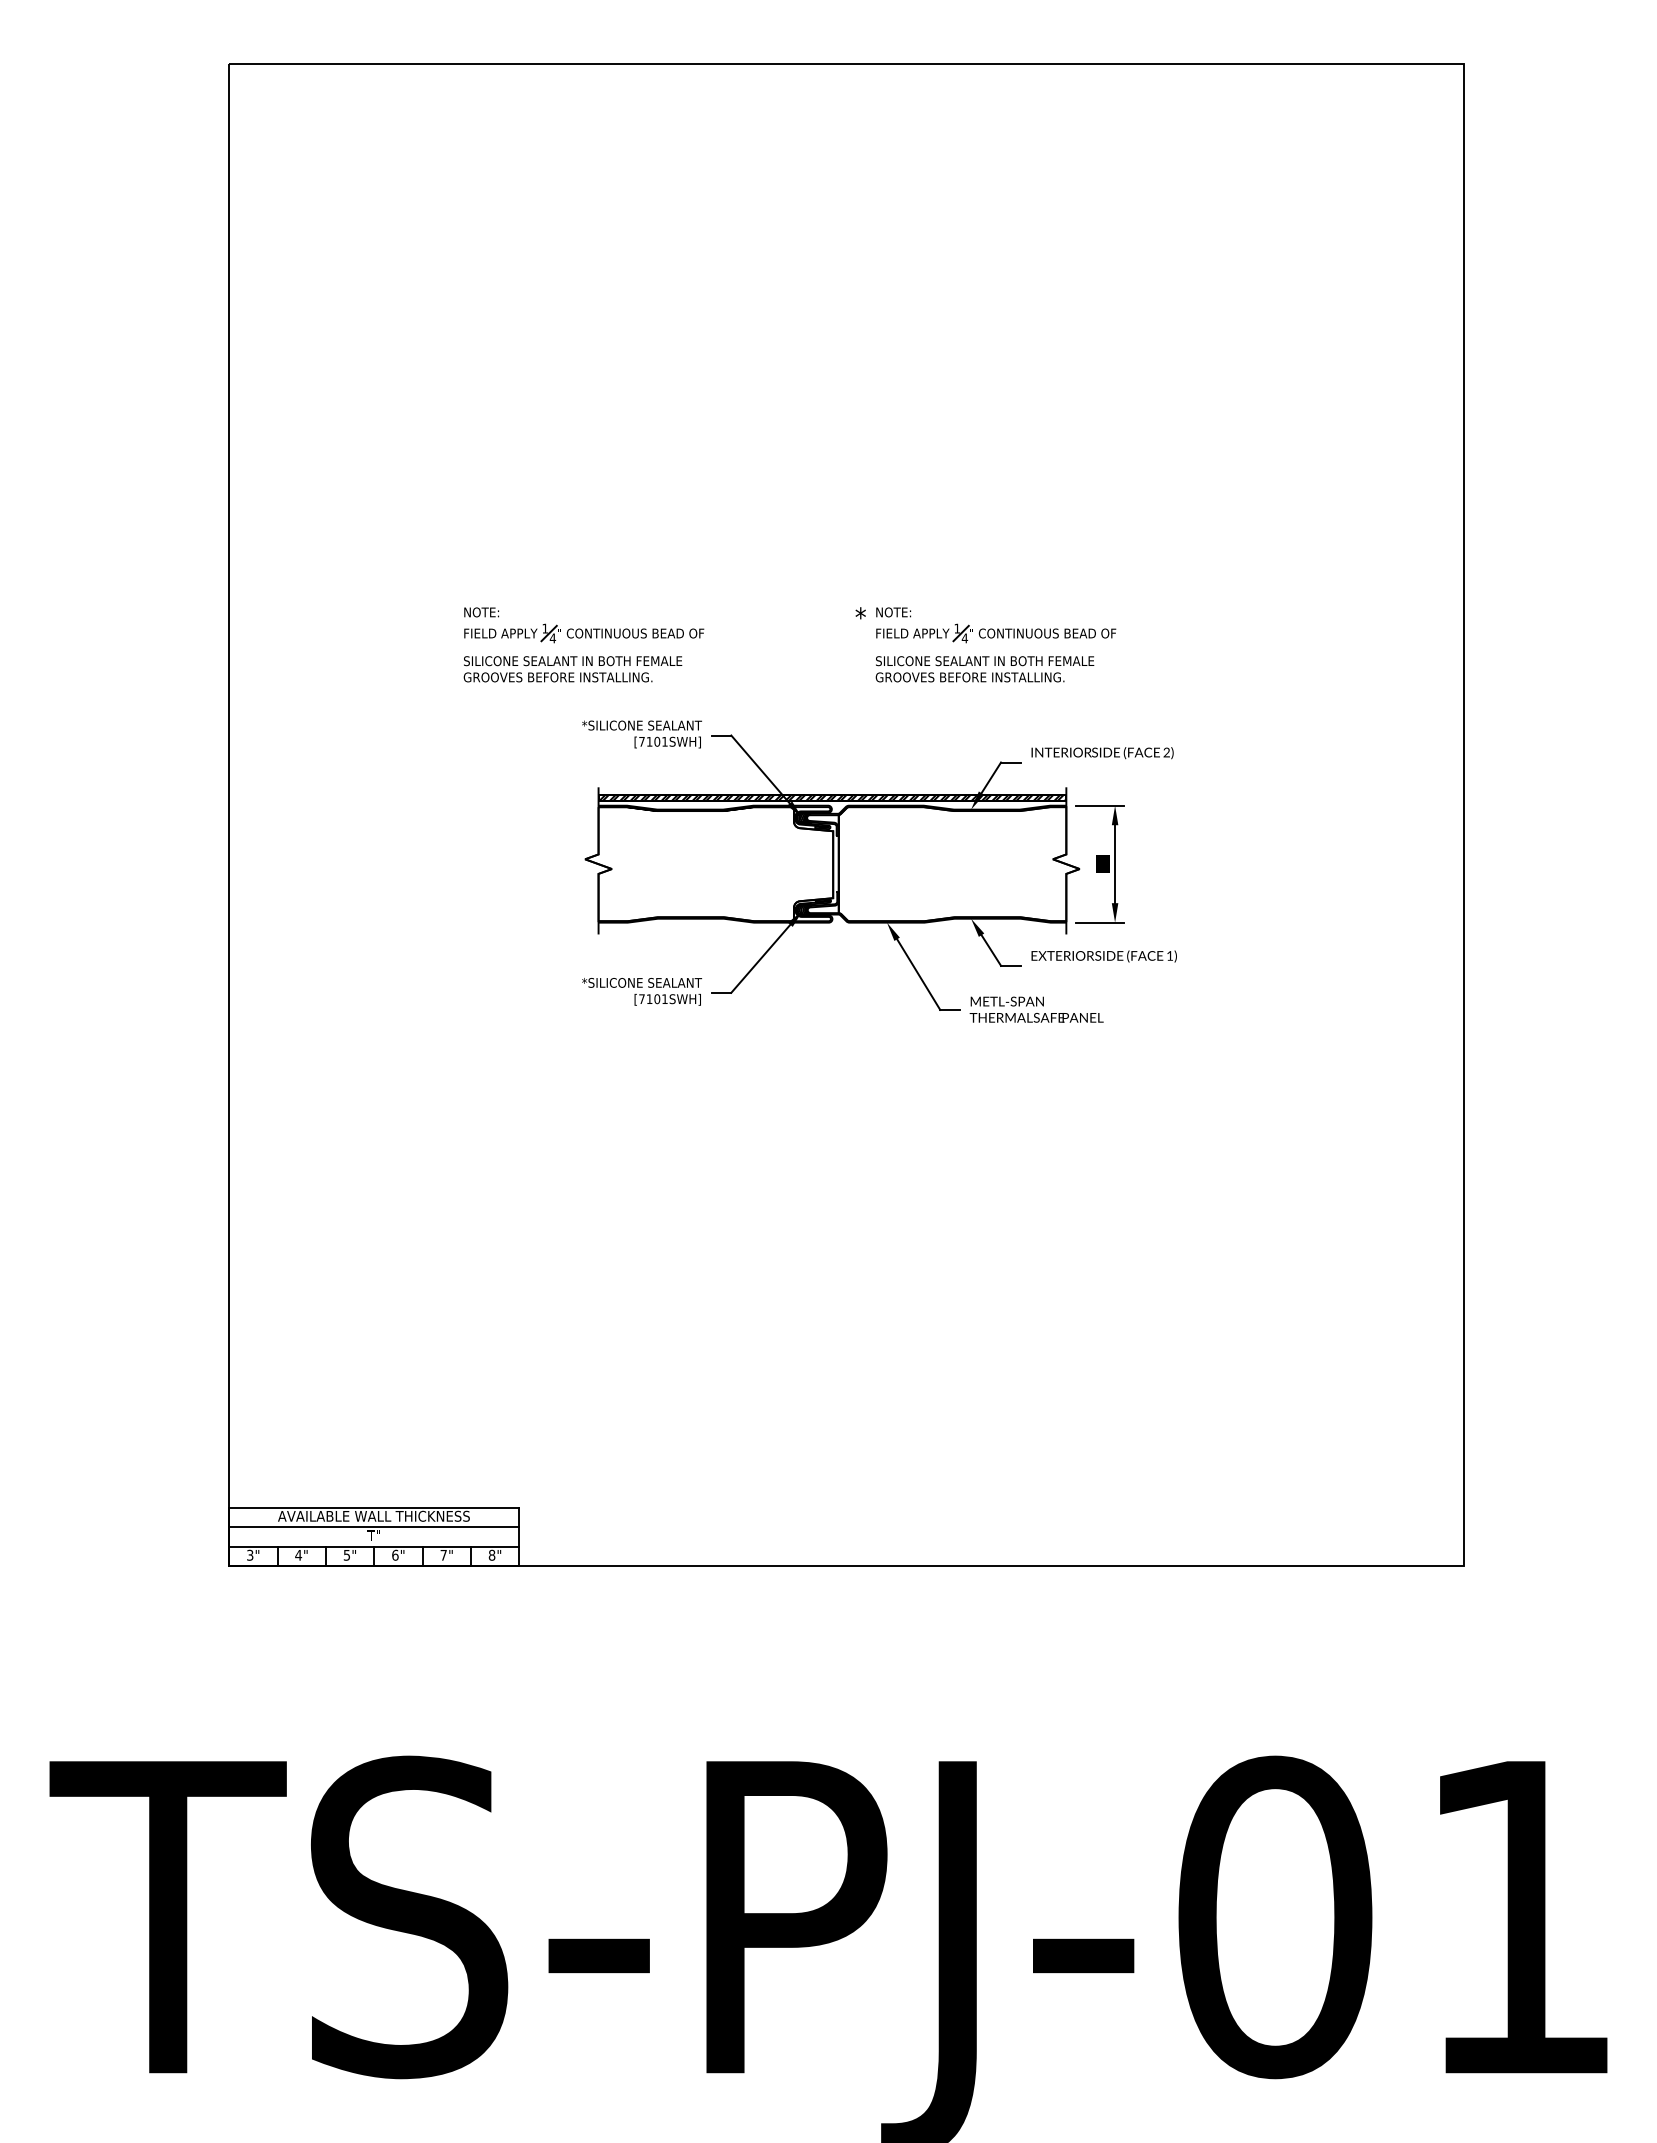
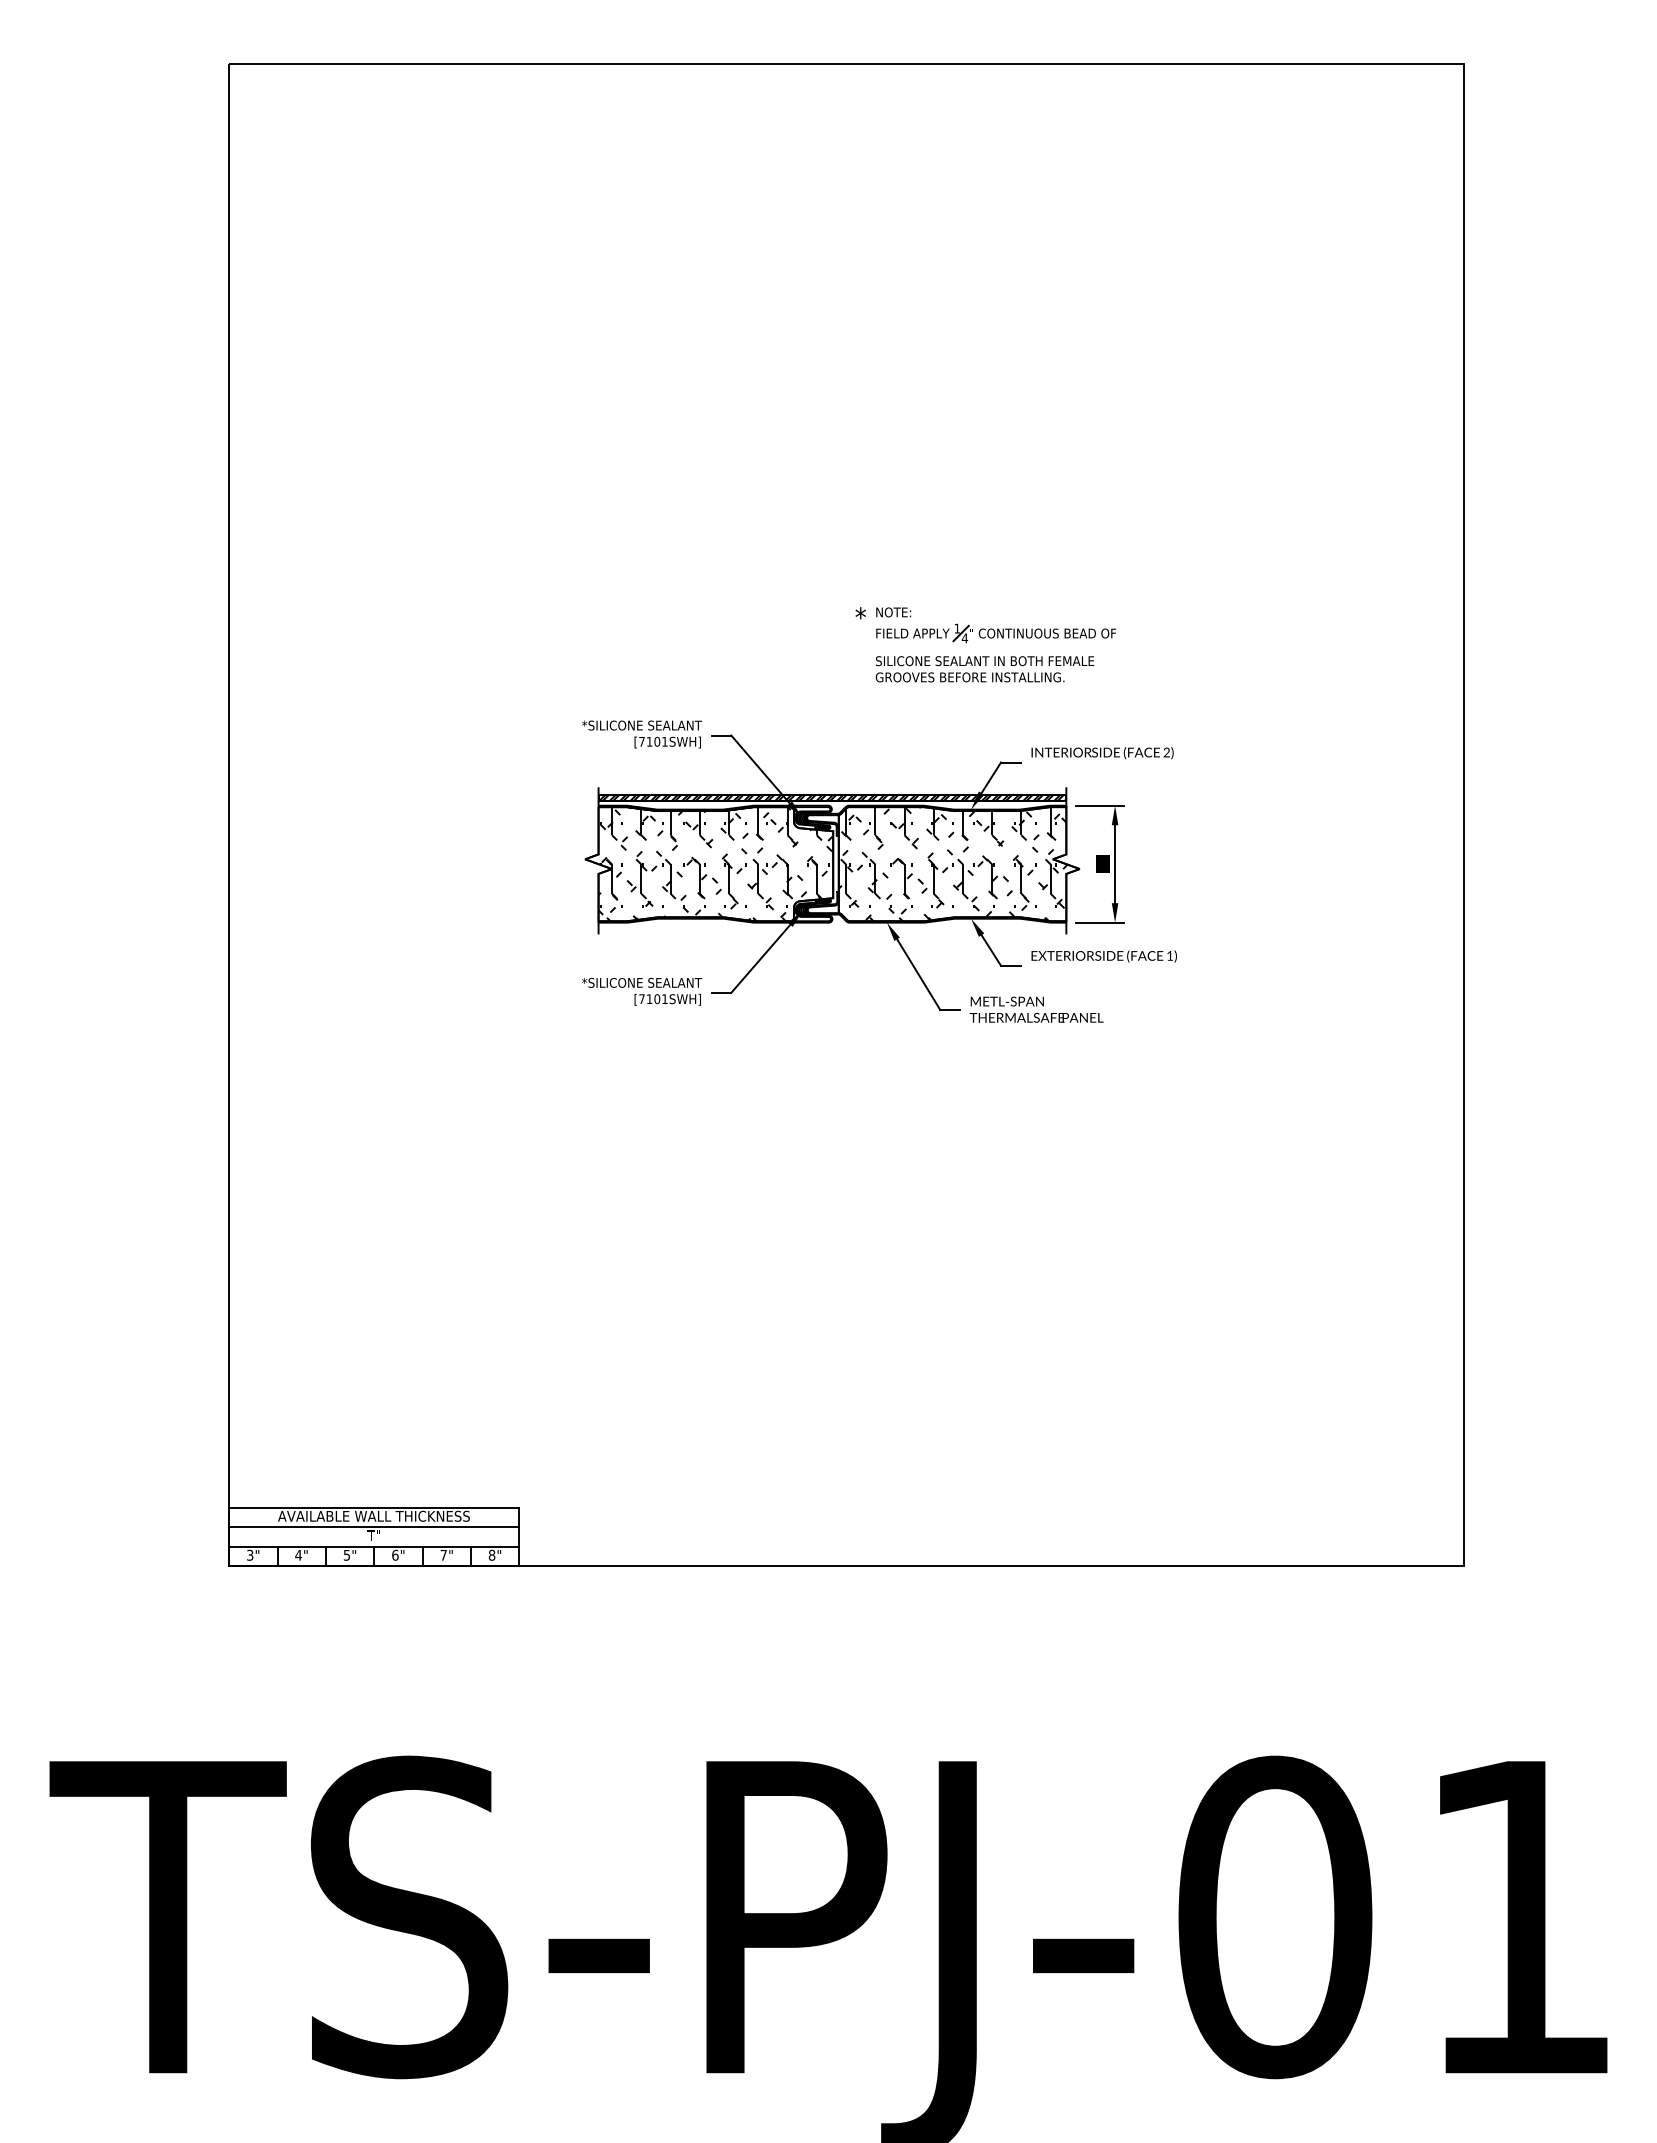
part: present -> none (585, 638)
hatch: none -> present (715, 864)
hatch: none -> present (952, 864)
